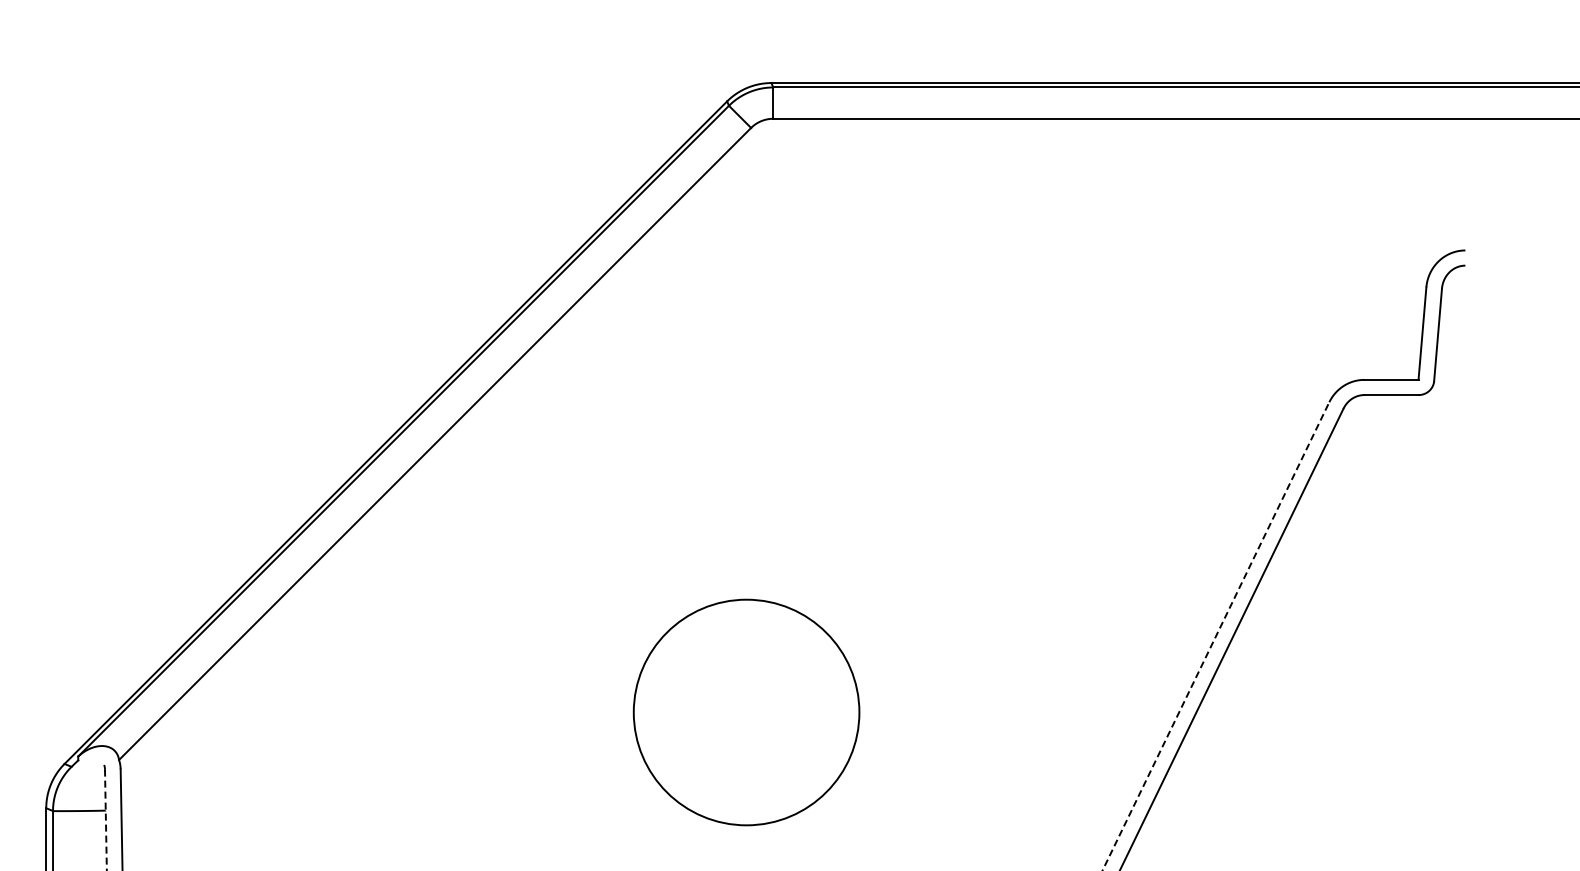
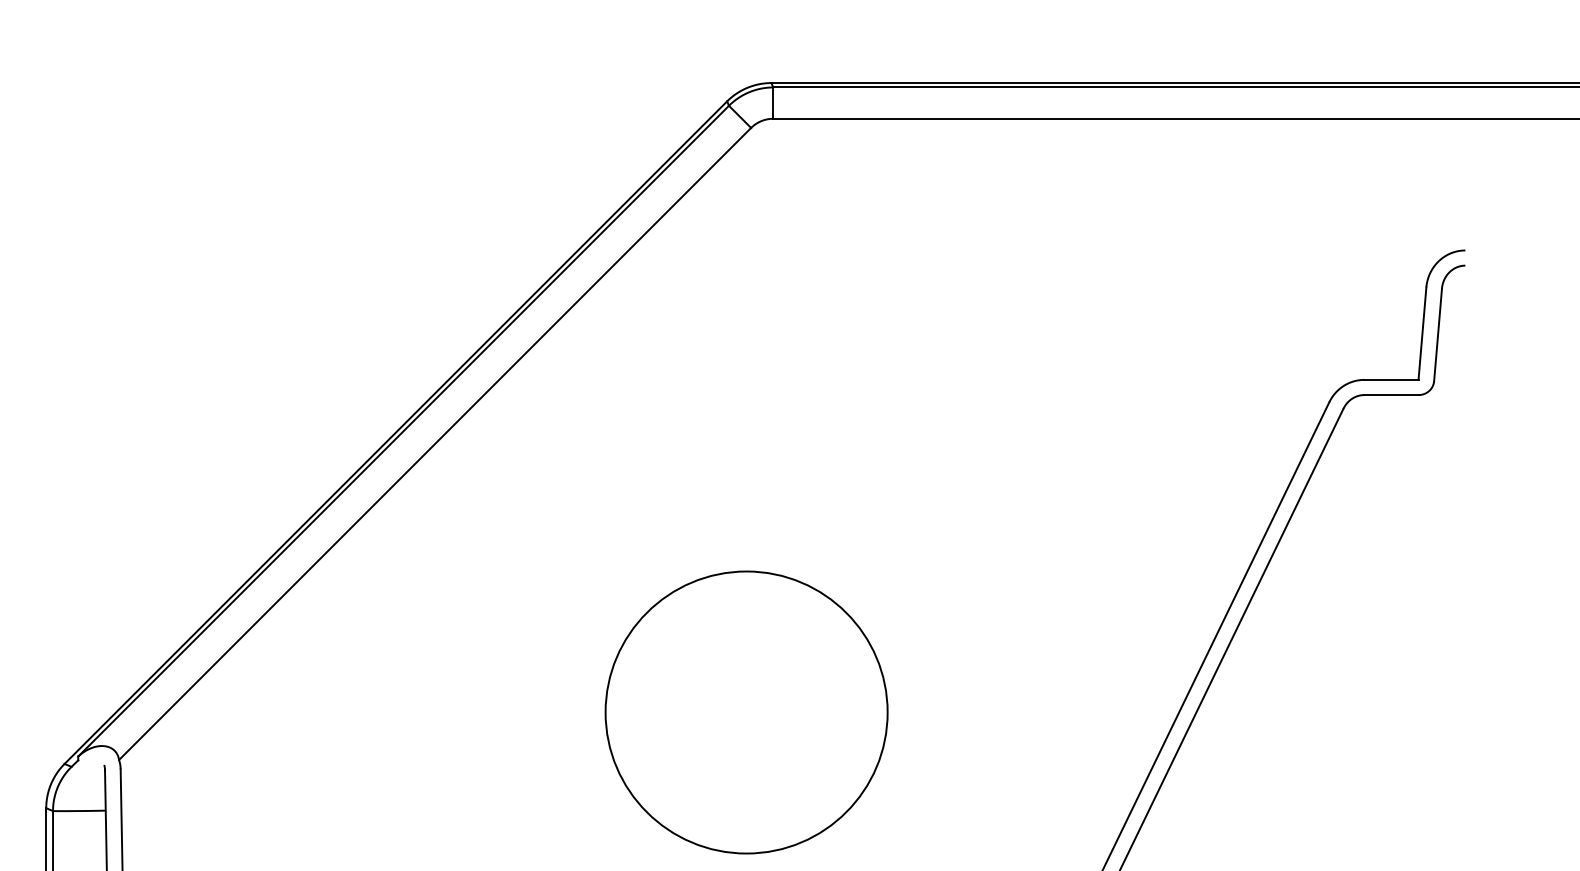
line: dashed -> solid (1216, 636)
circle size: 229x229 px -> 285x285 px (746, 712)
line: dashed -> solid (105, 820)
